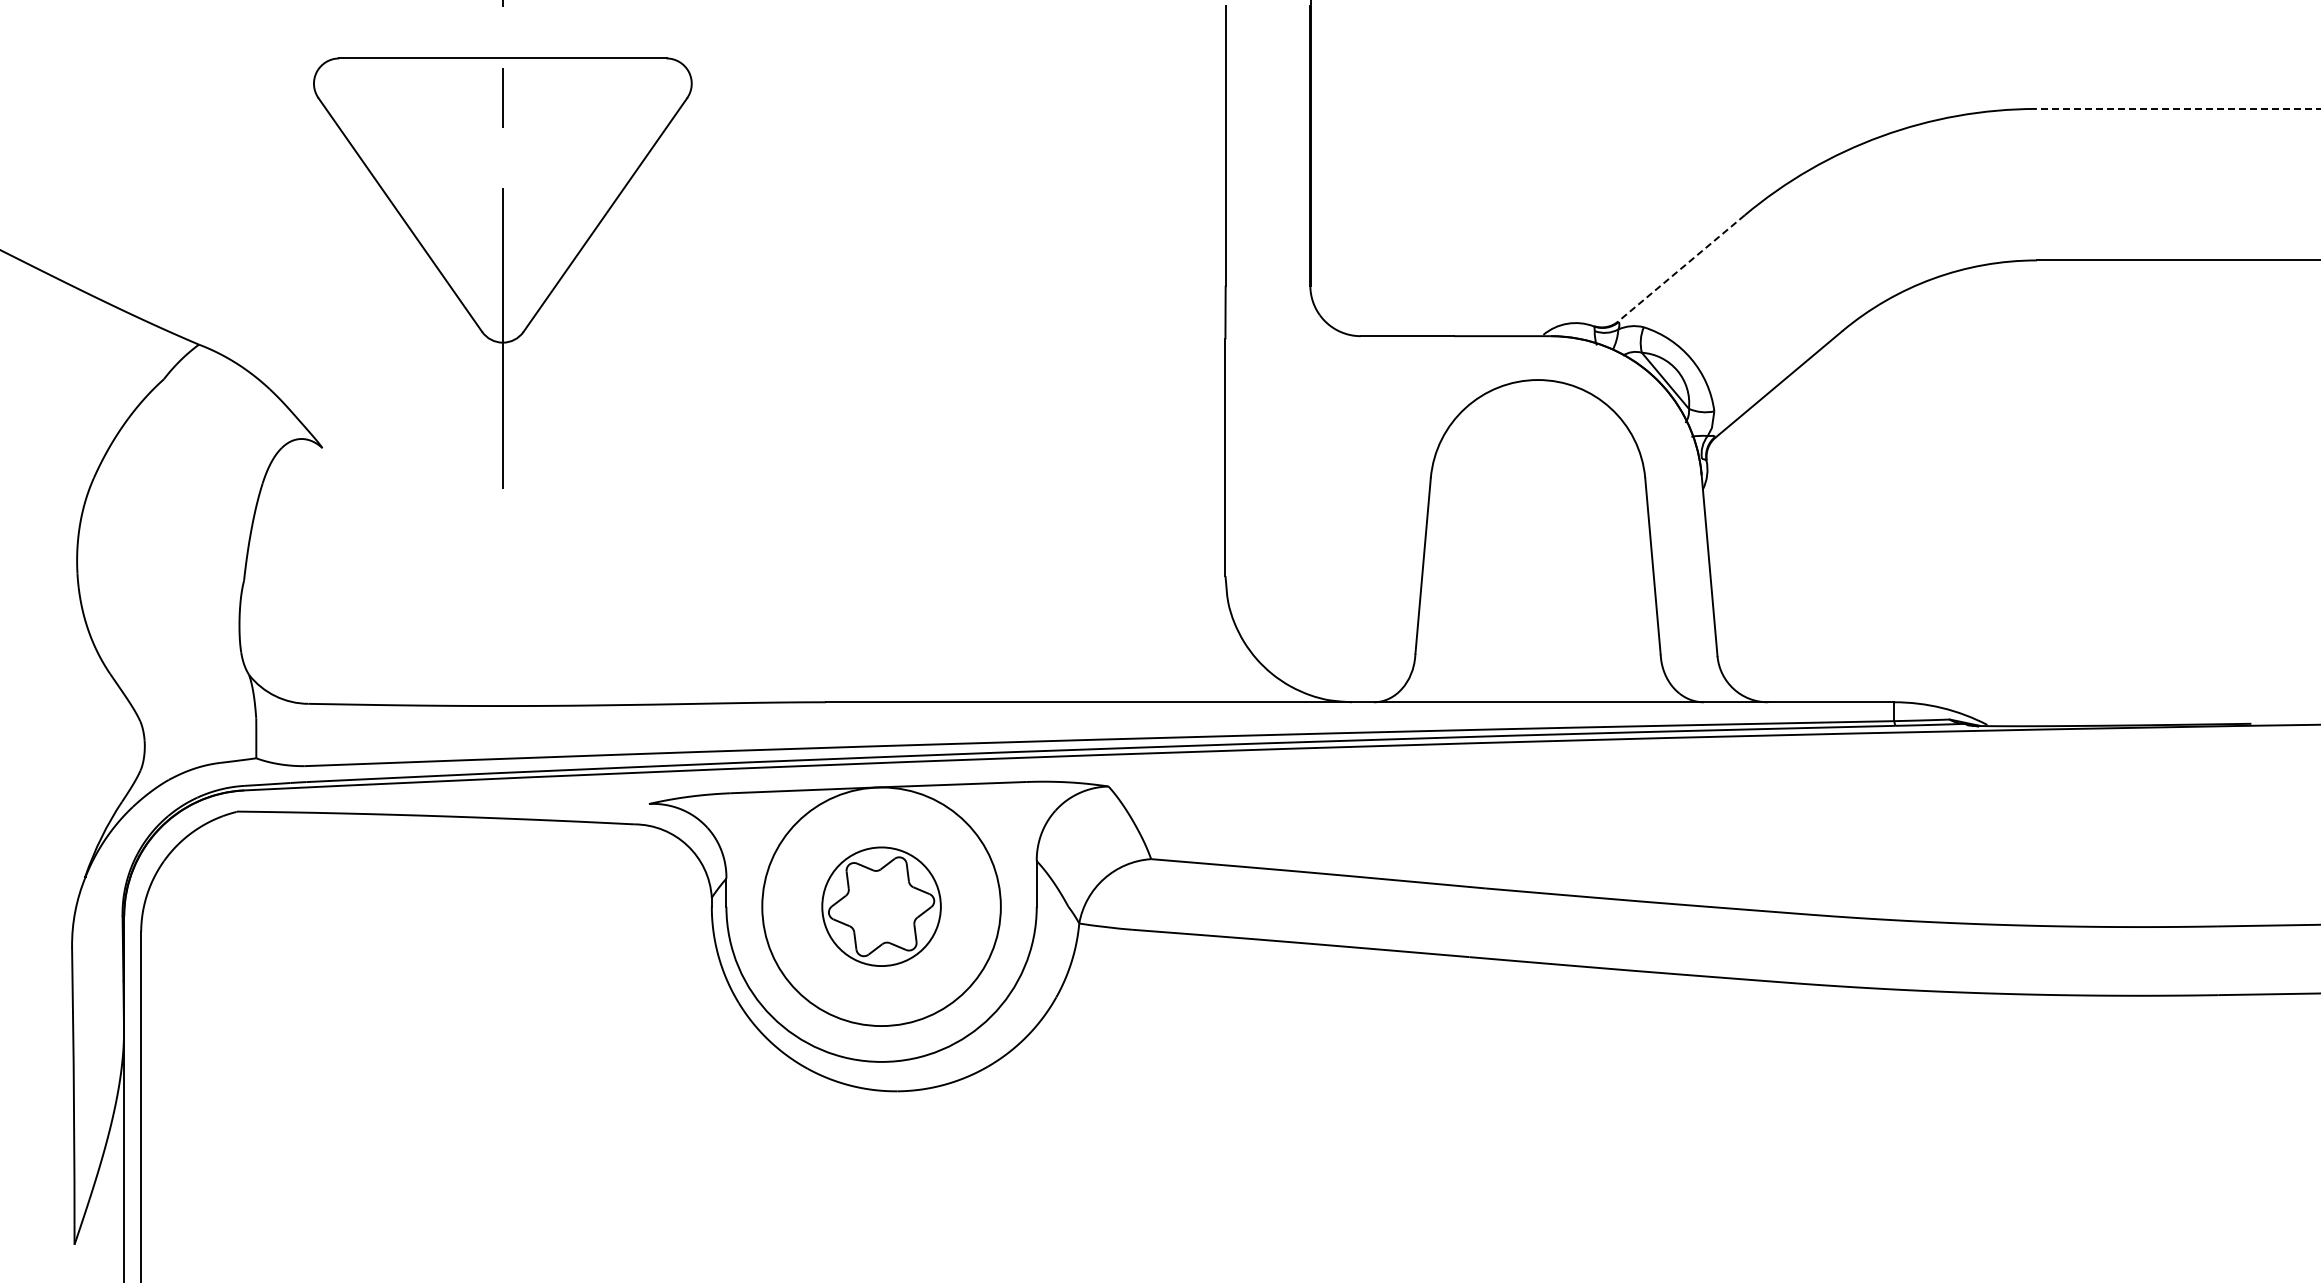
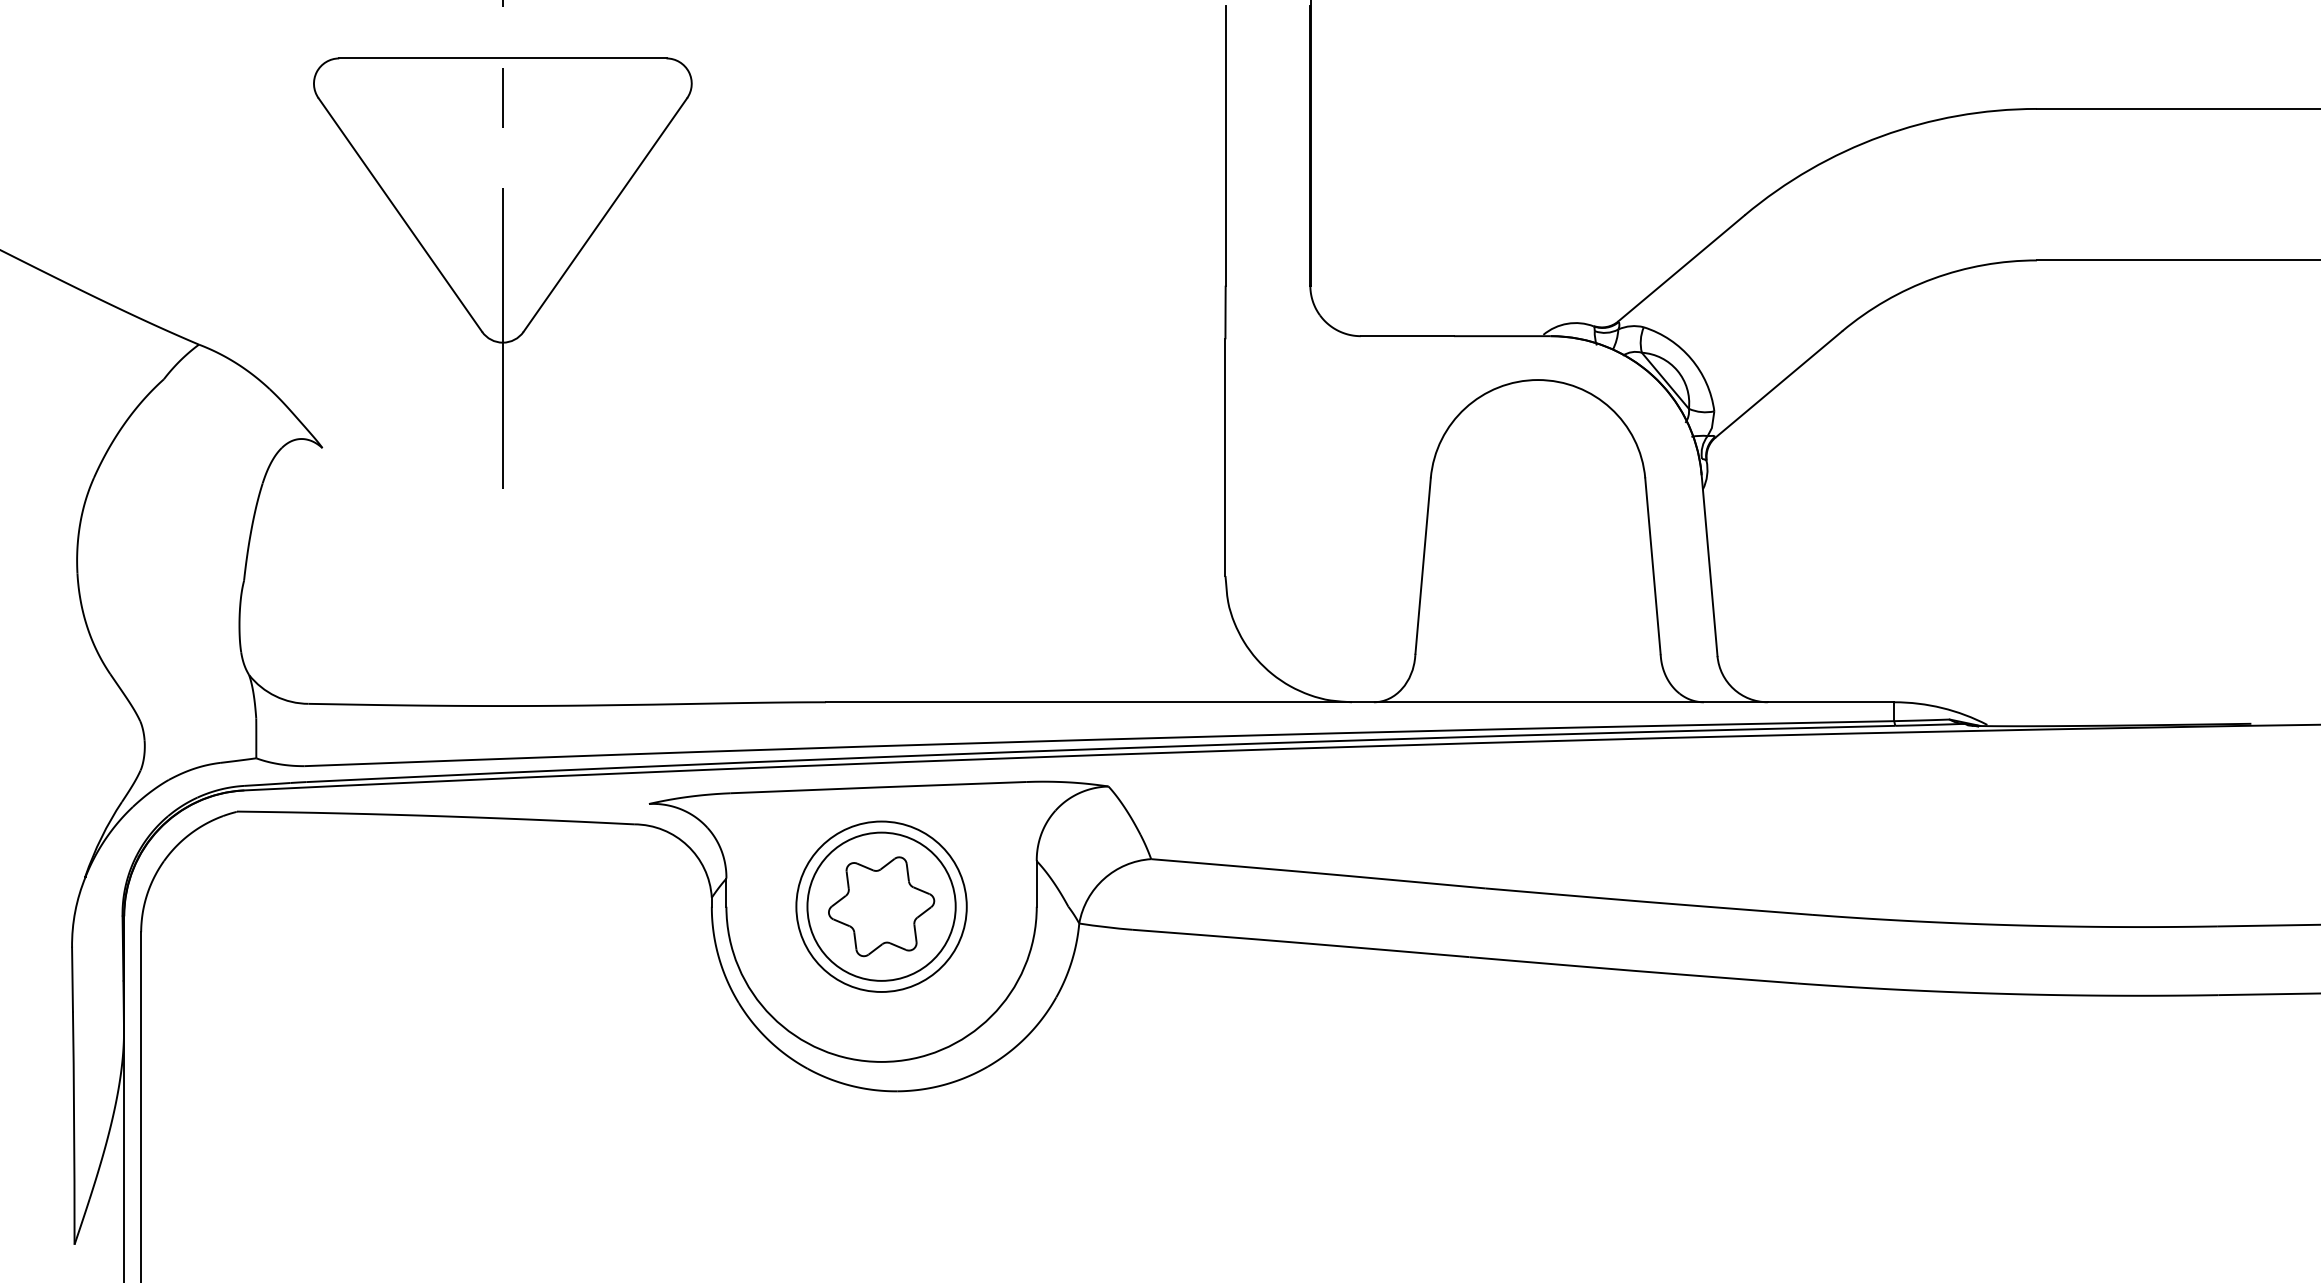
line: dashed -> solid (2178, 108)
line: dashed -> solid (1681, 268)
circle diameter: 119 px -> 148 px (881, 906)
circle diameter: 239 px -> 170 px (881, 906)
